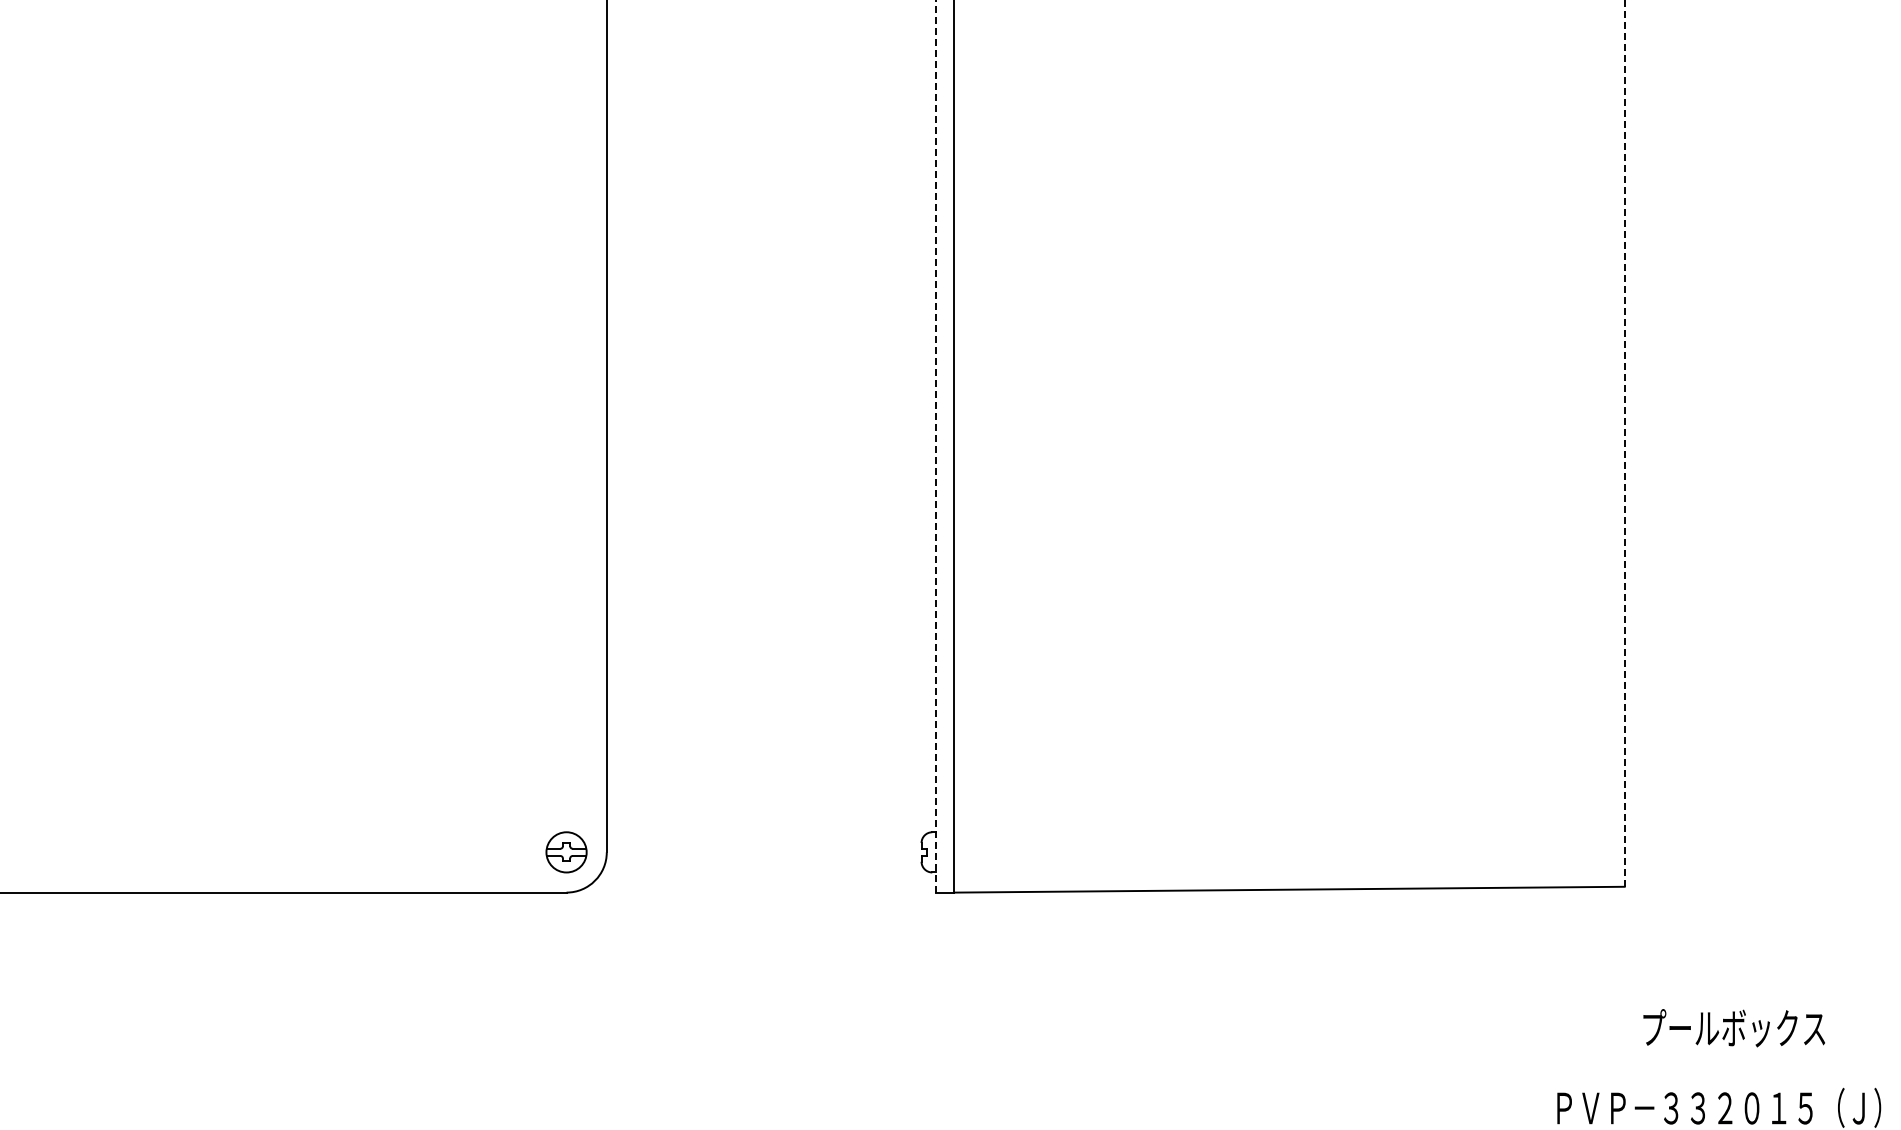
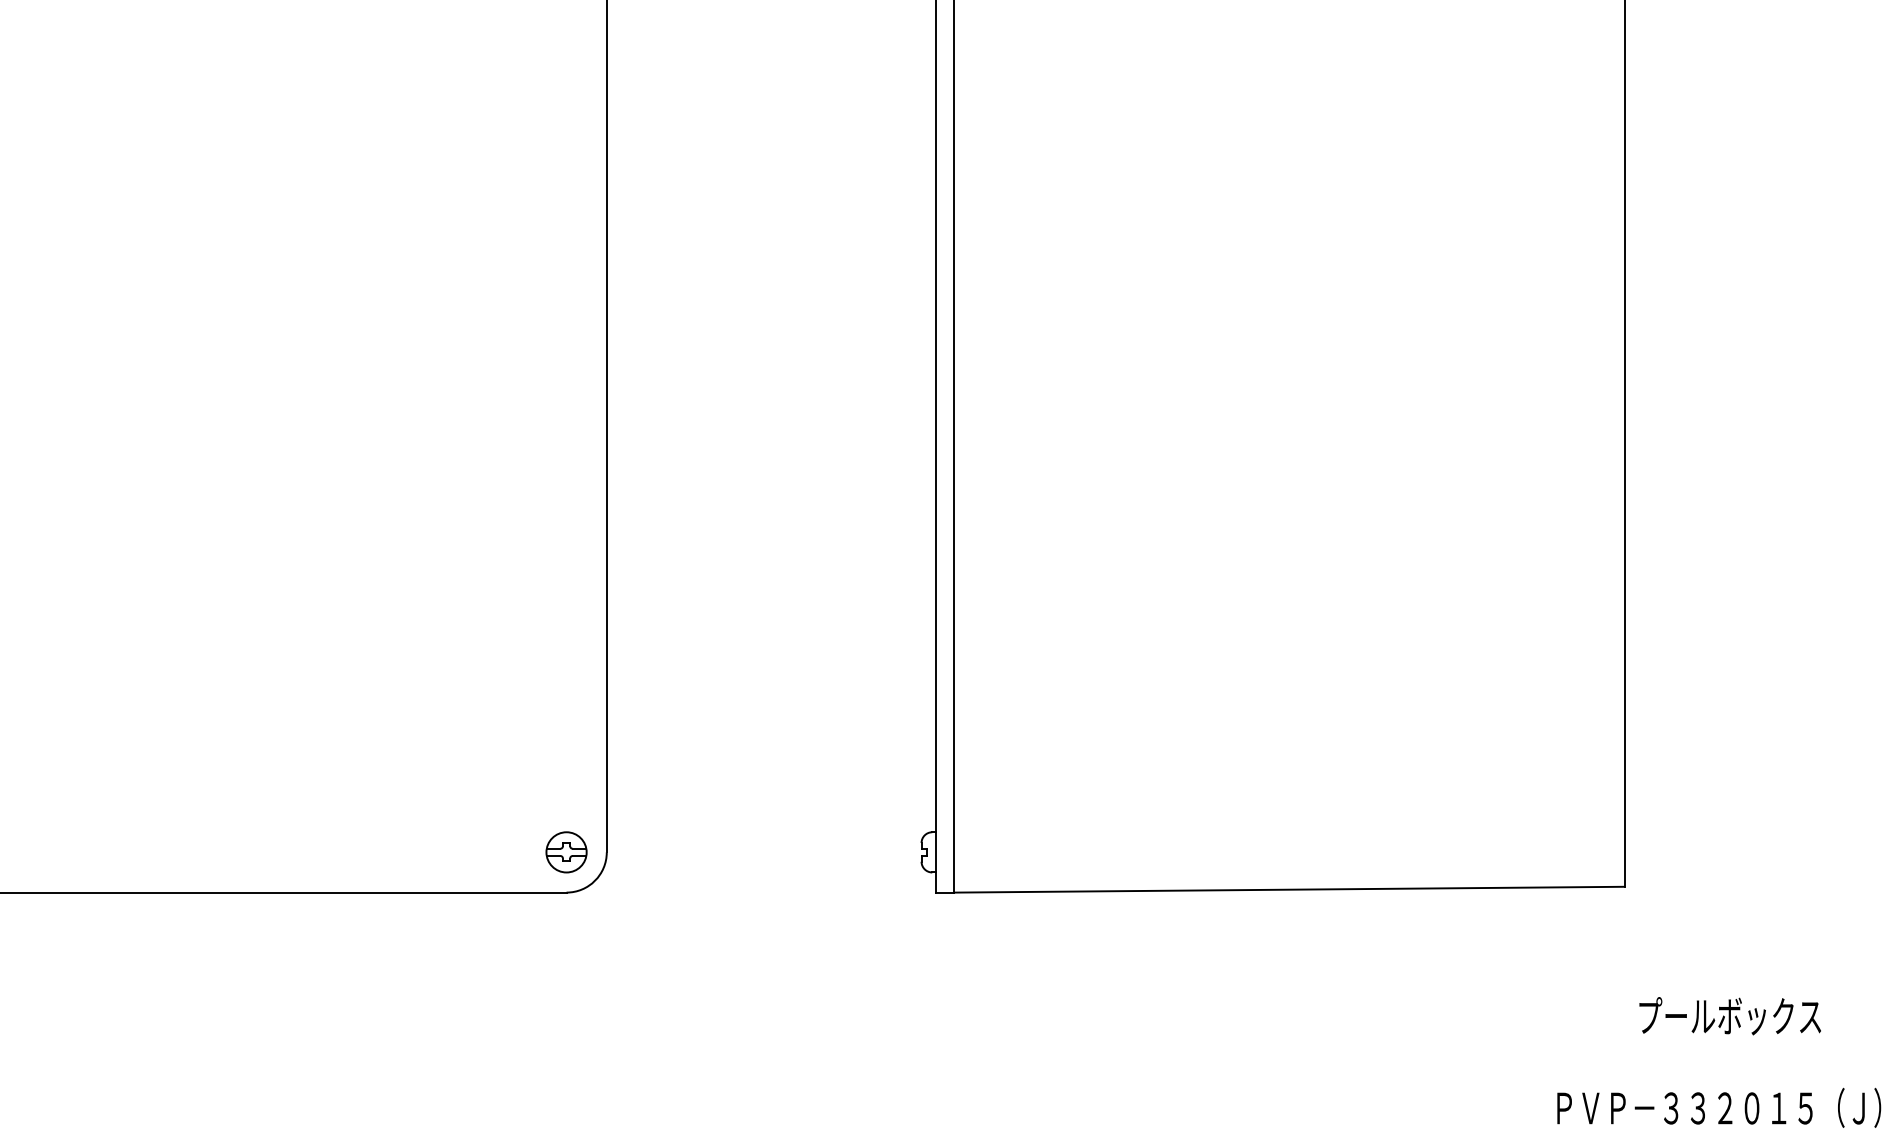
line: dashed -> solid (1624, 443)
line: dashed -> solid (936, 446)
text position: (1733, 1028) -> (1729, 1016) (1729, 1016)
